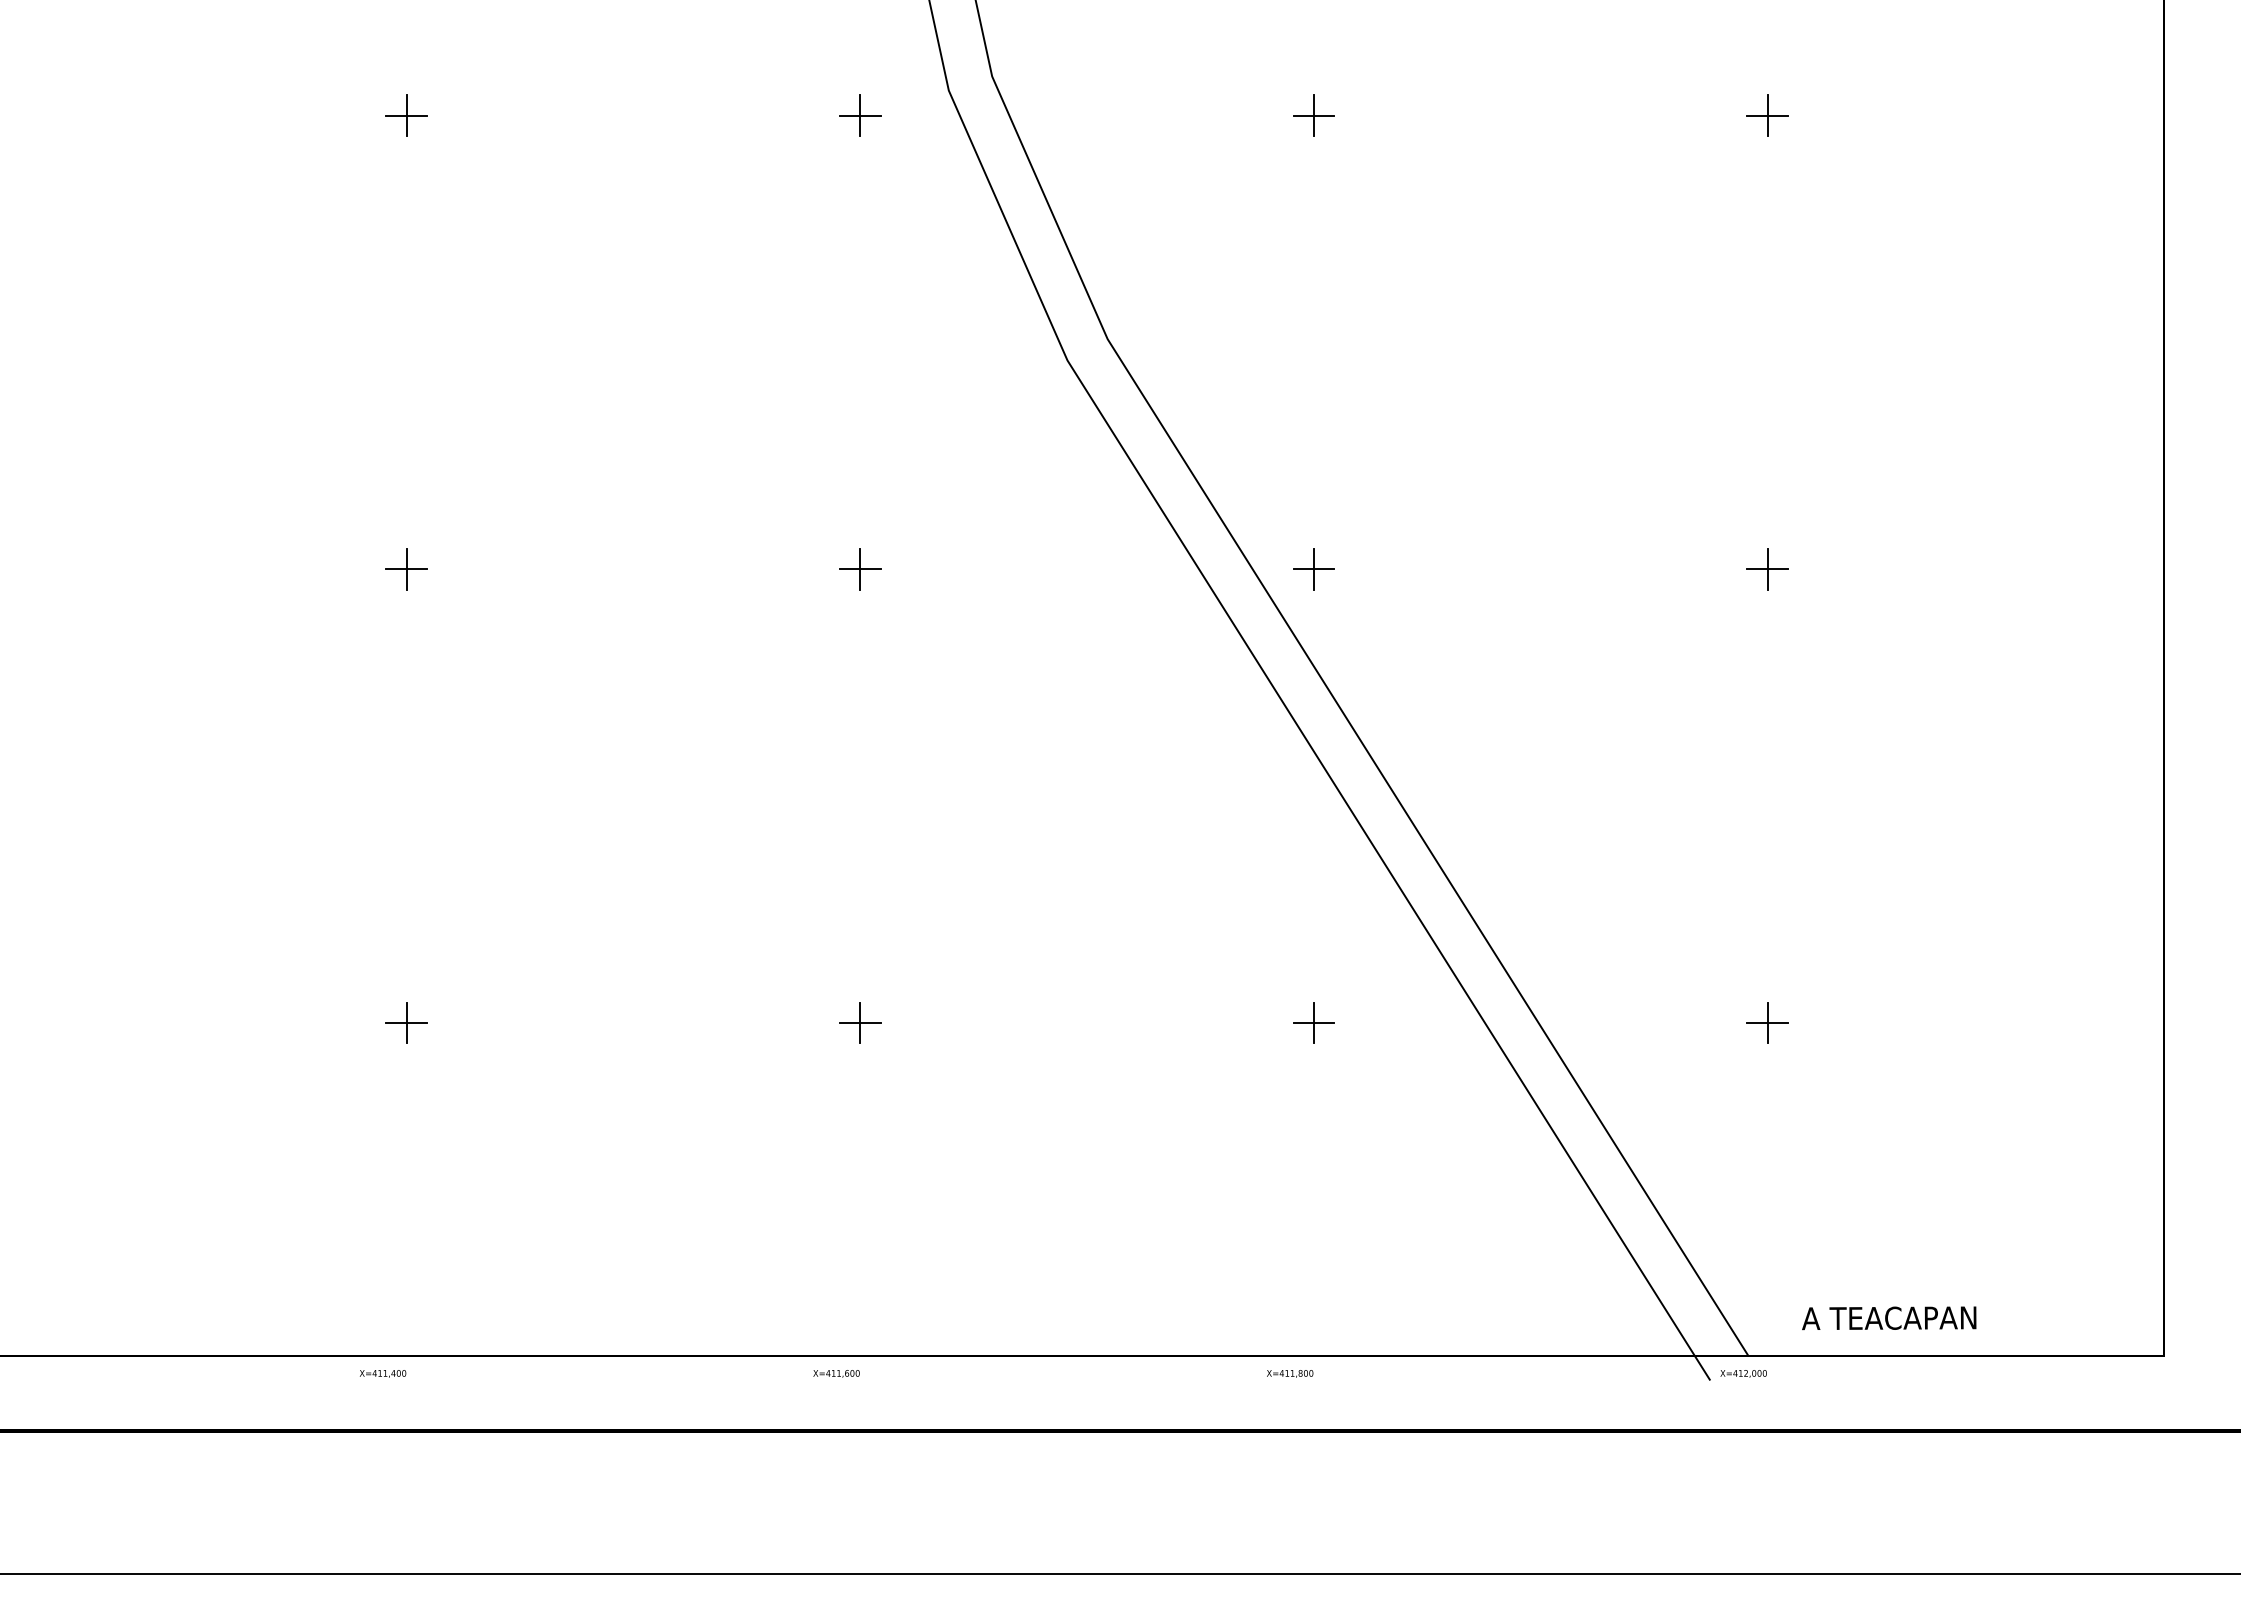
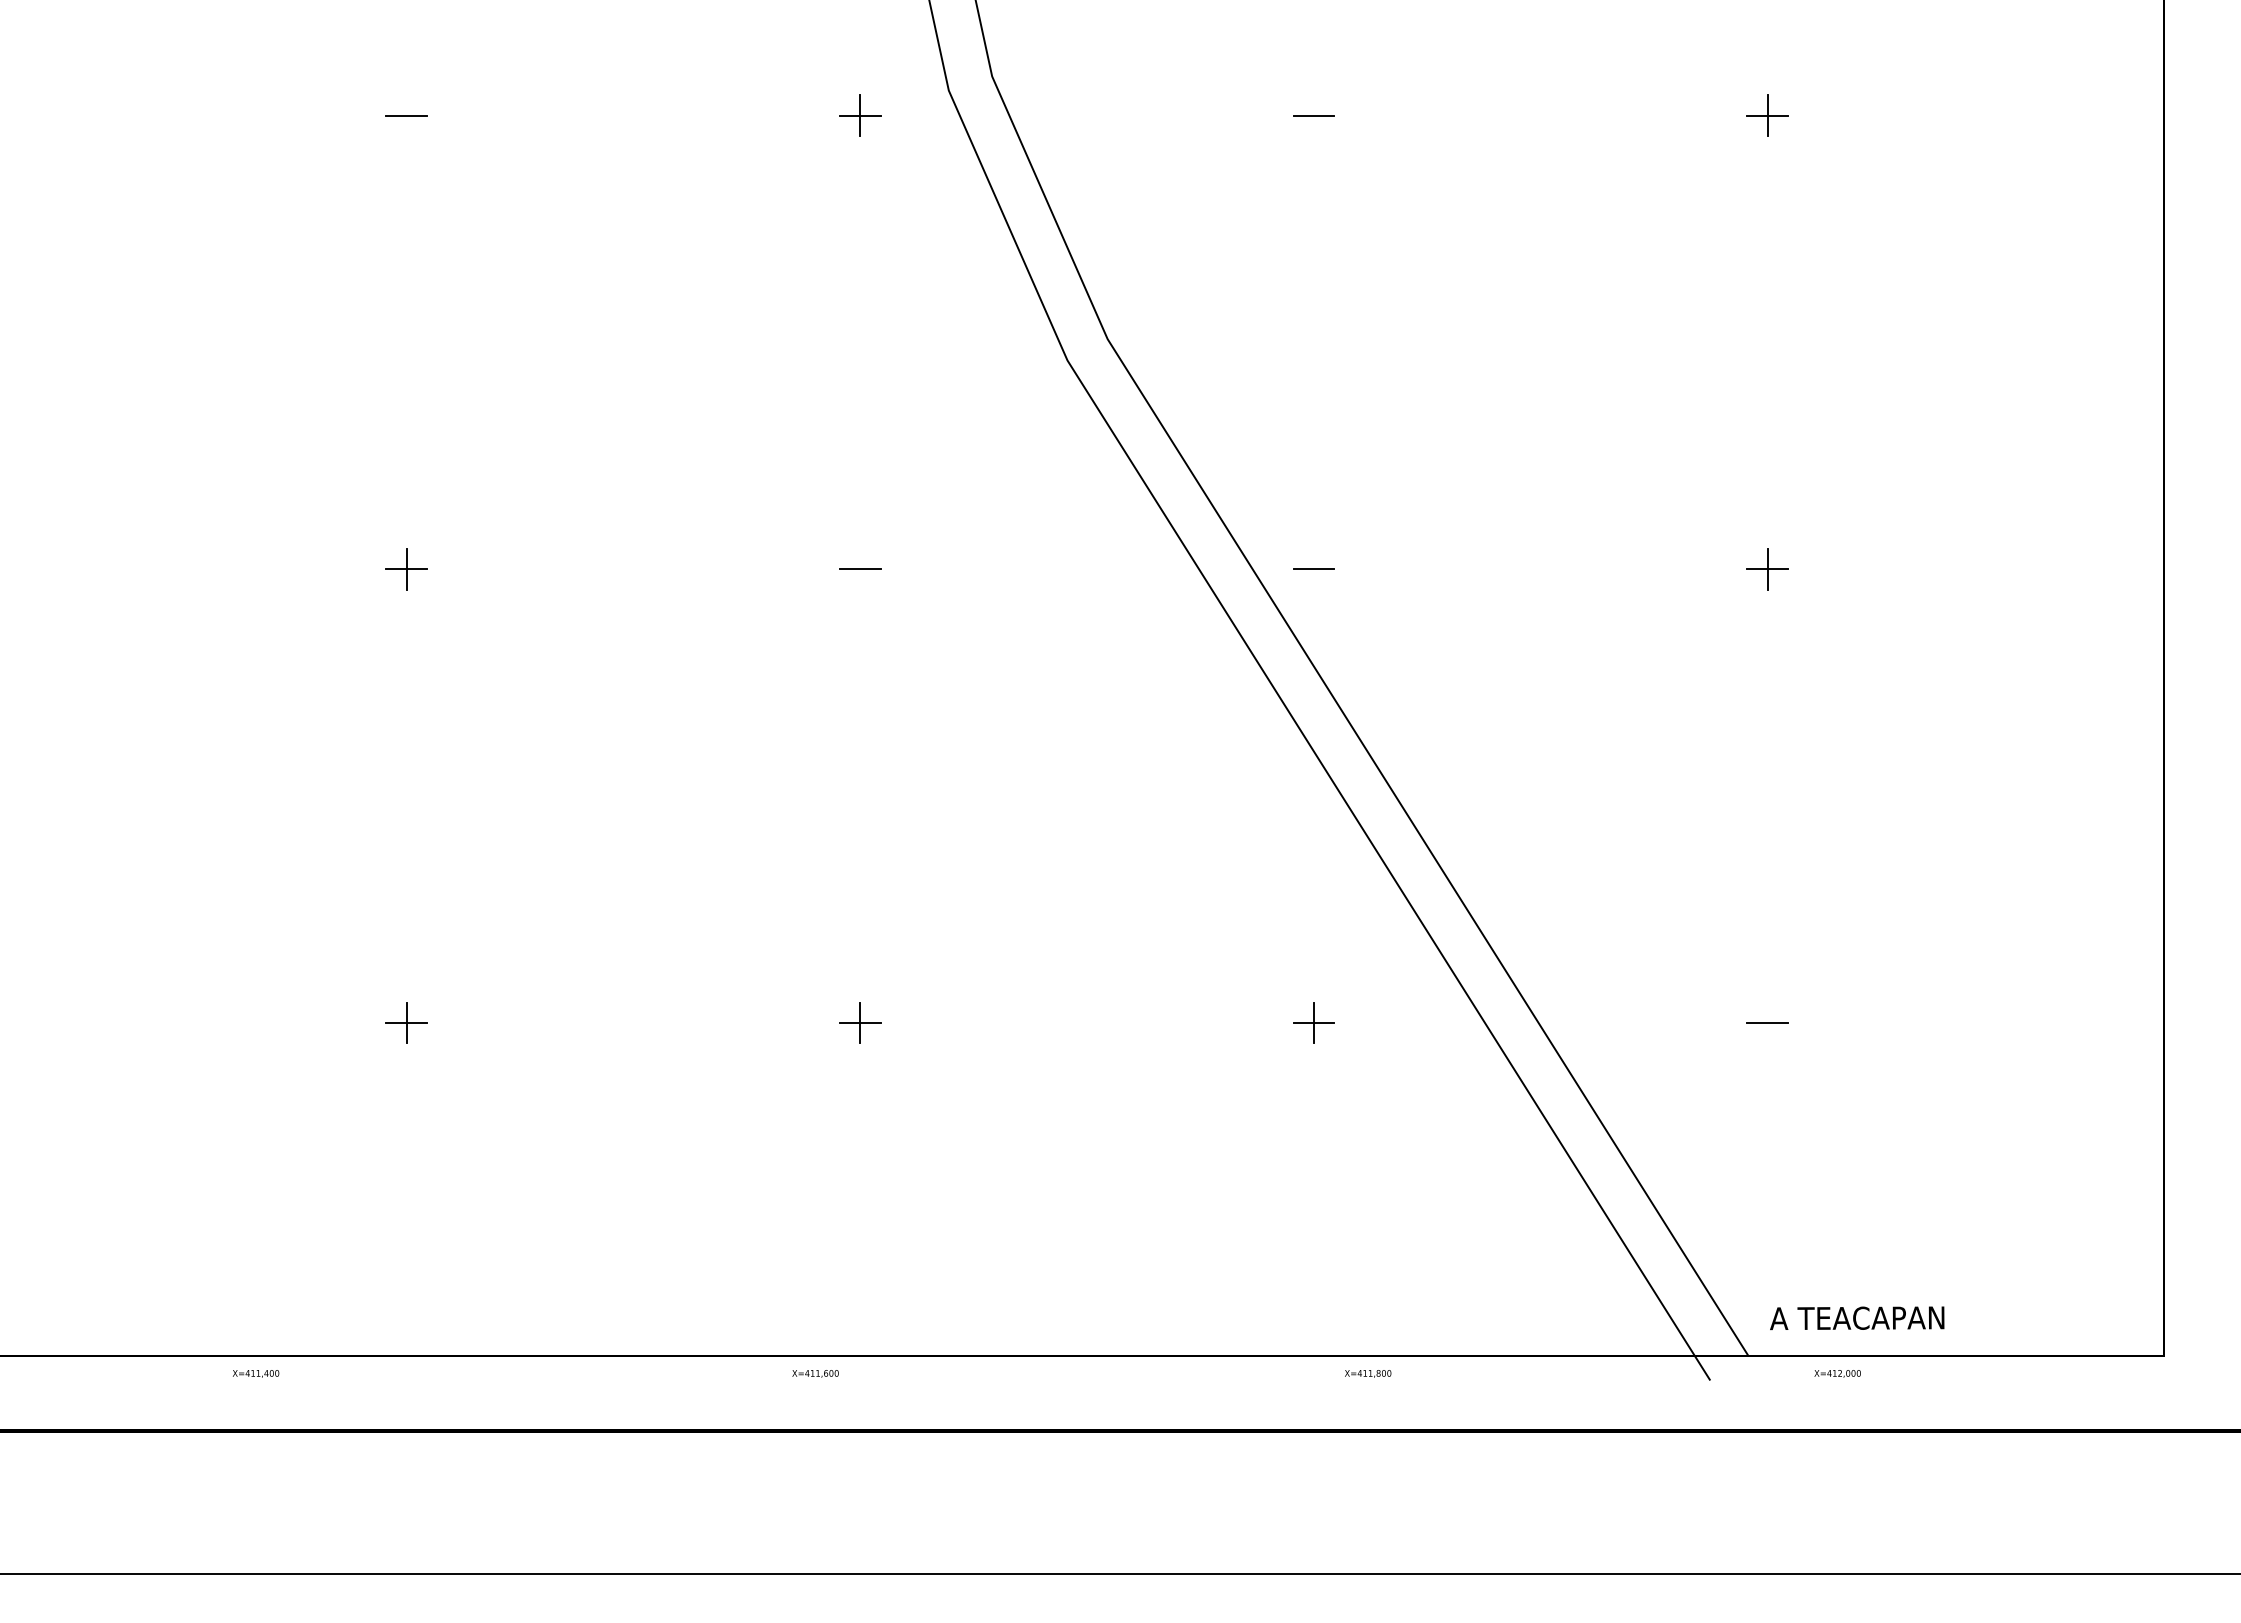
line: present -> none (406, 115)
line: present -> none (1313, 115)
line: present -> none (860, 569)
line: present -> none (1313, 569)
line: present -> none (1767, 1022)
text position: (1889, 1318) -> (1857, 1318) (1857, 1318)
text position: (383, 1373) -> (256, 1373) (256, 1373)
text position: (836, 1373) -> (815, 1373) (815, 1373)
text position: (1290, 1373) -> (1368, 1373) (1368, 1373)
text position: (1743, 1373) -> (1837, 1373) (1837, 1373)
